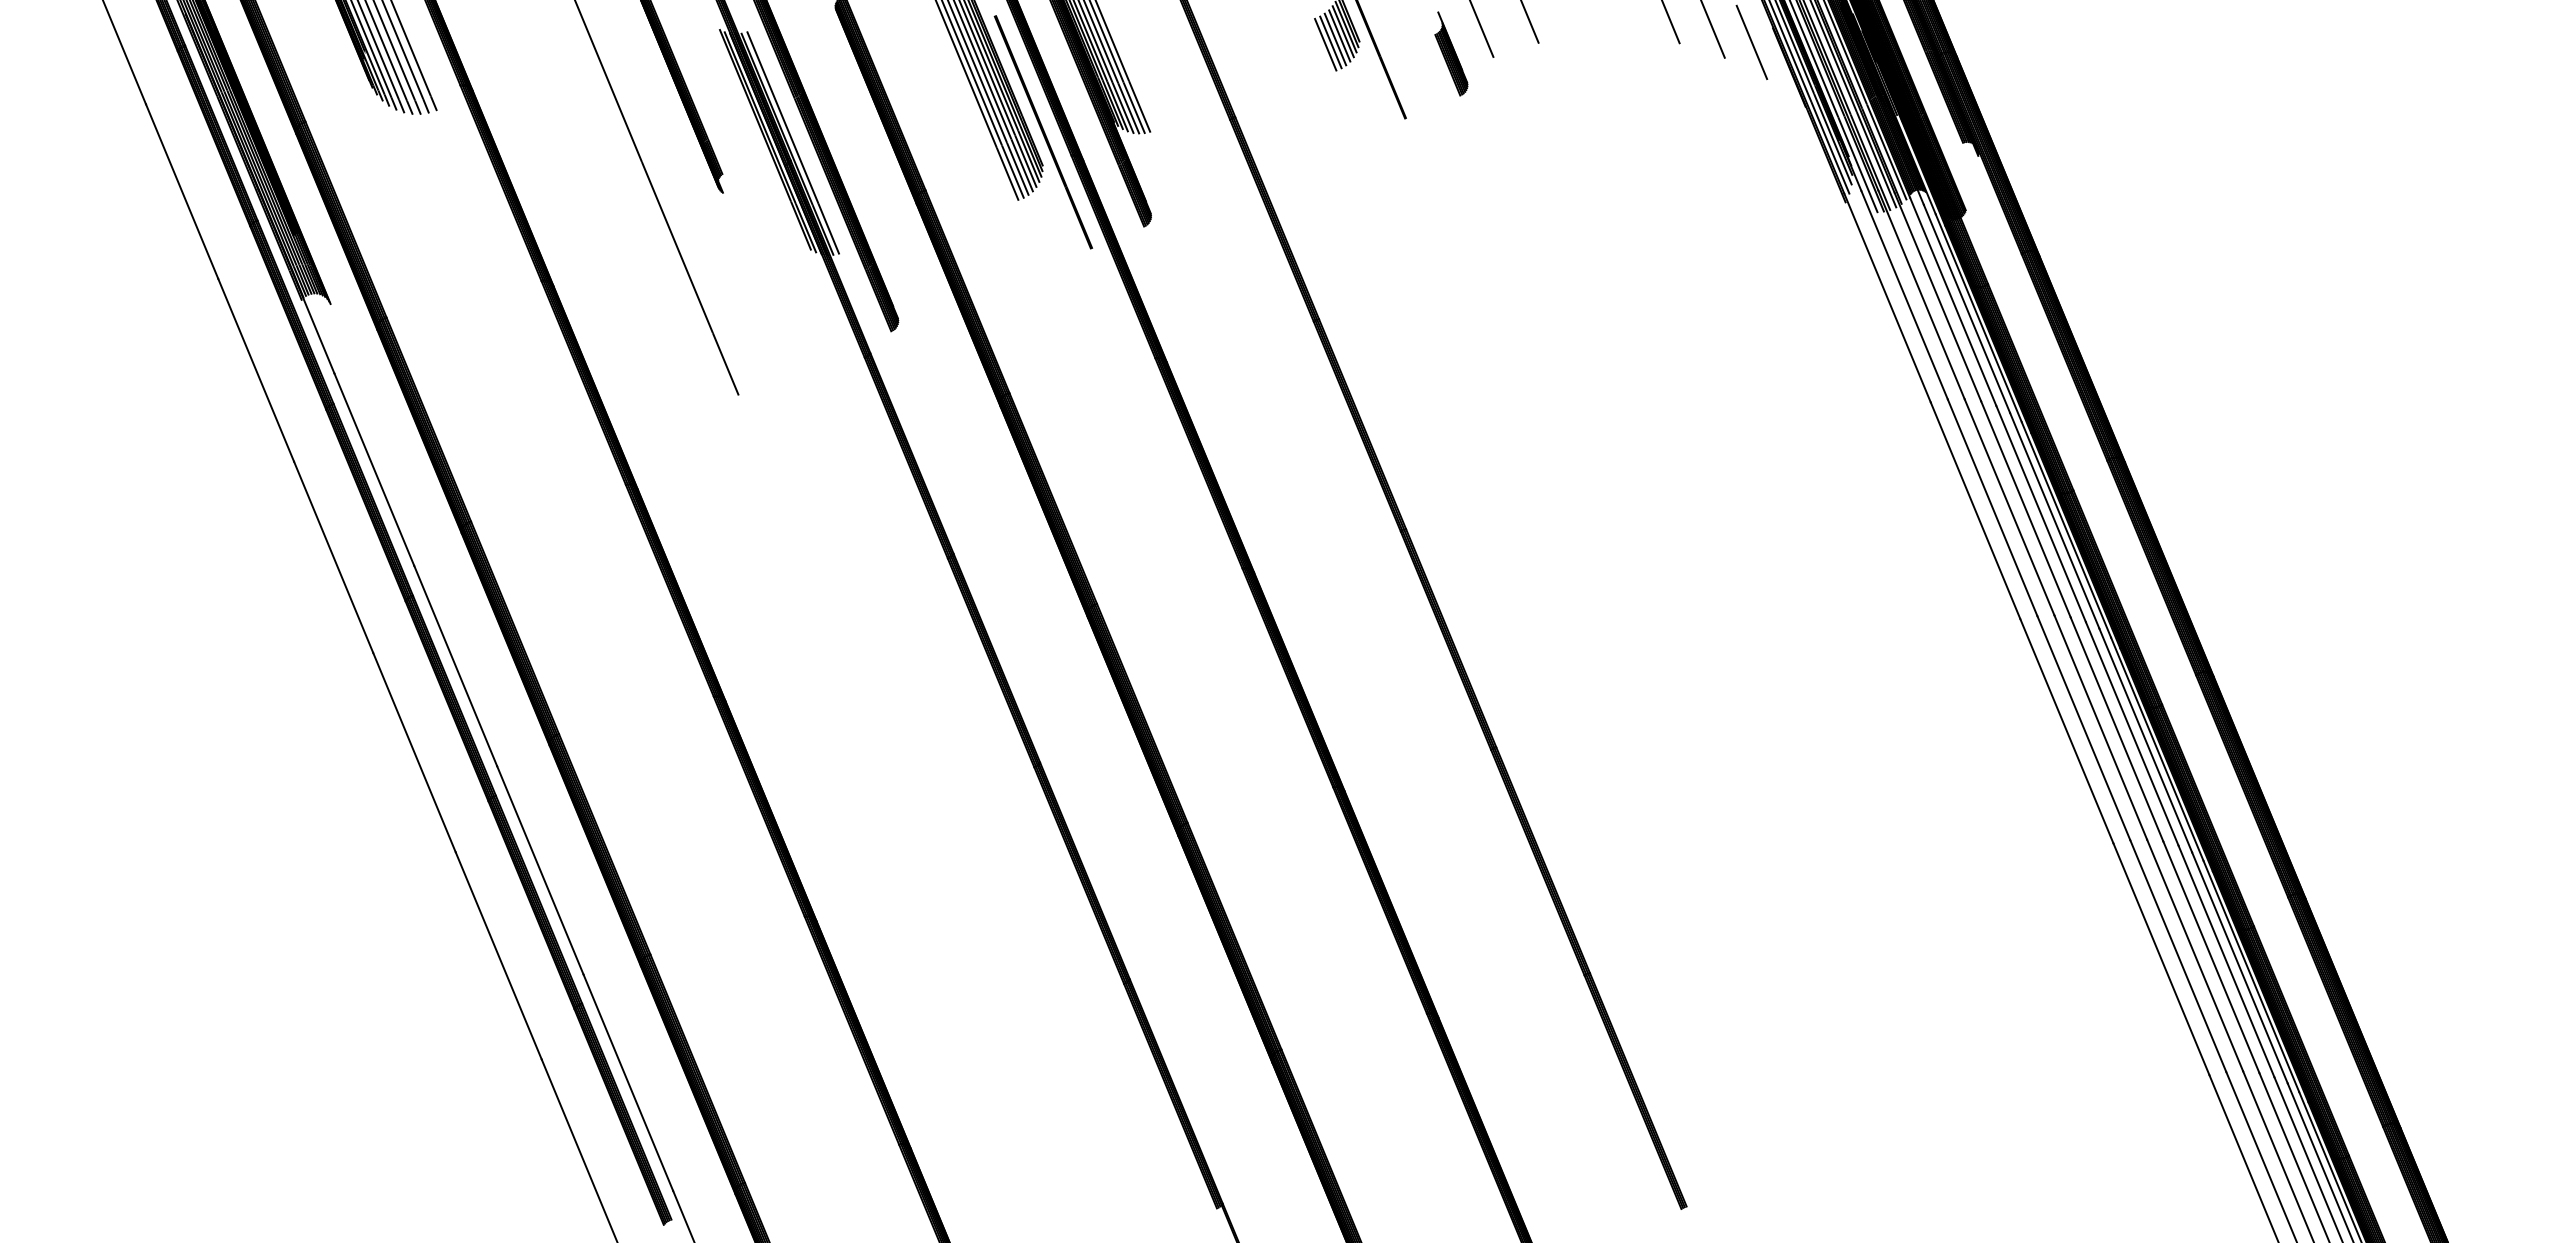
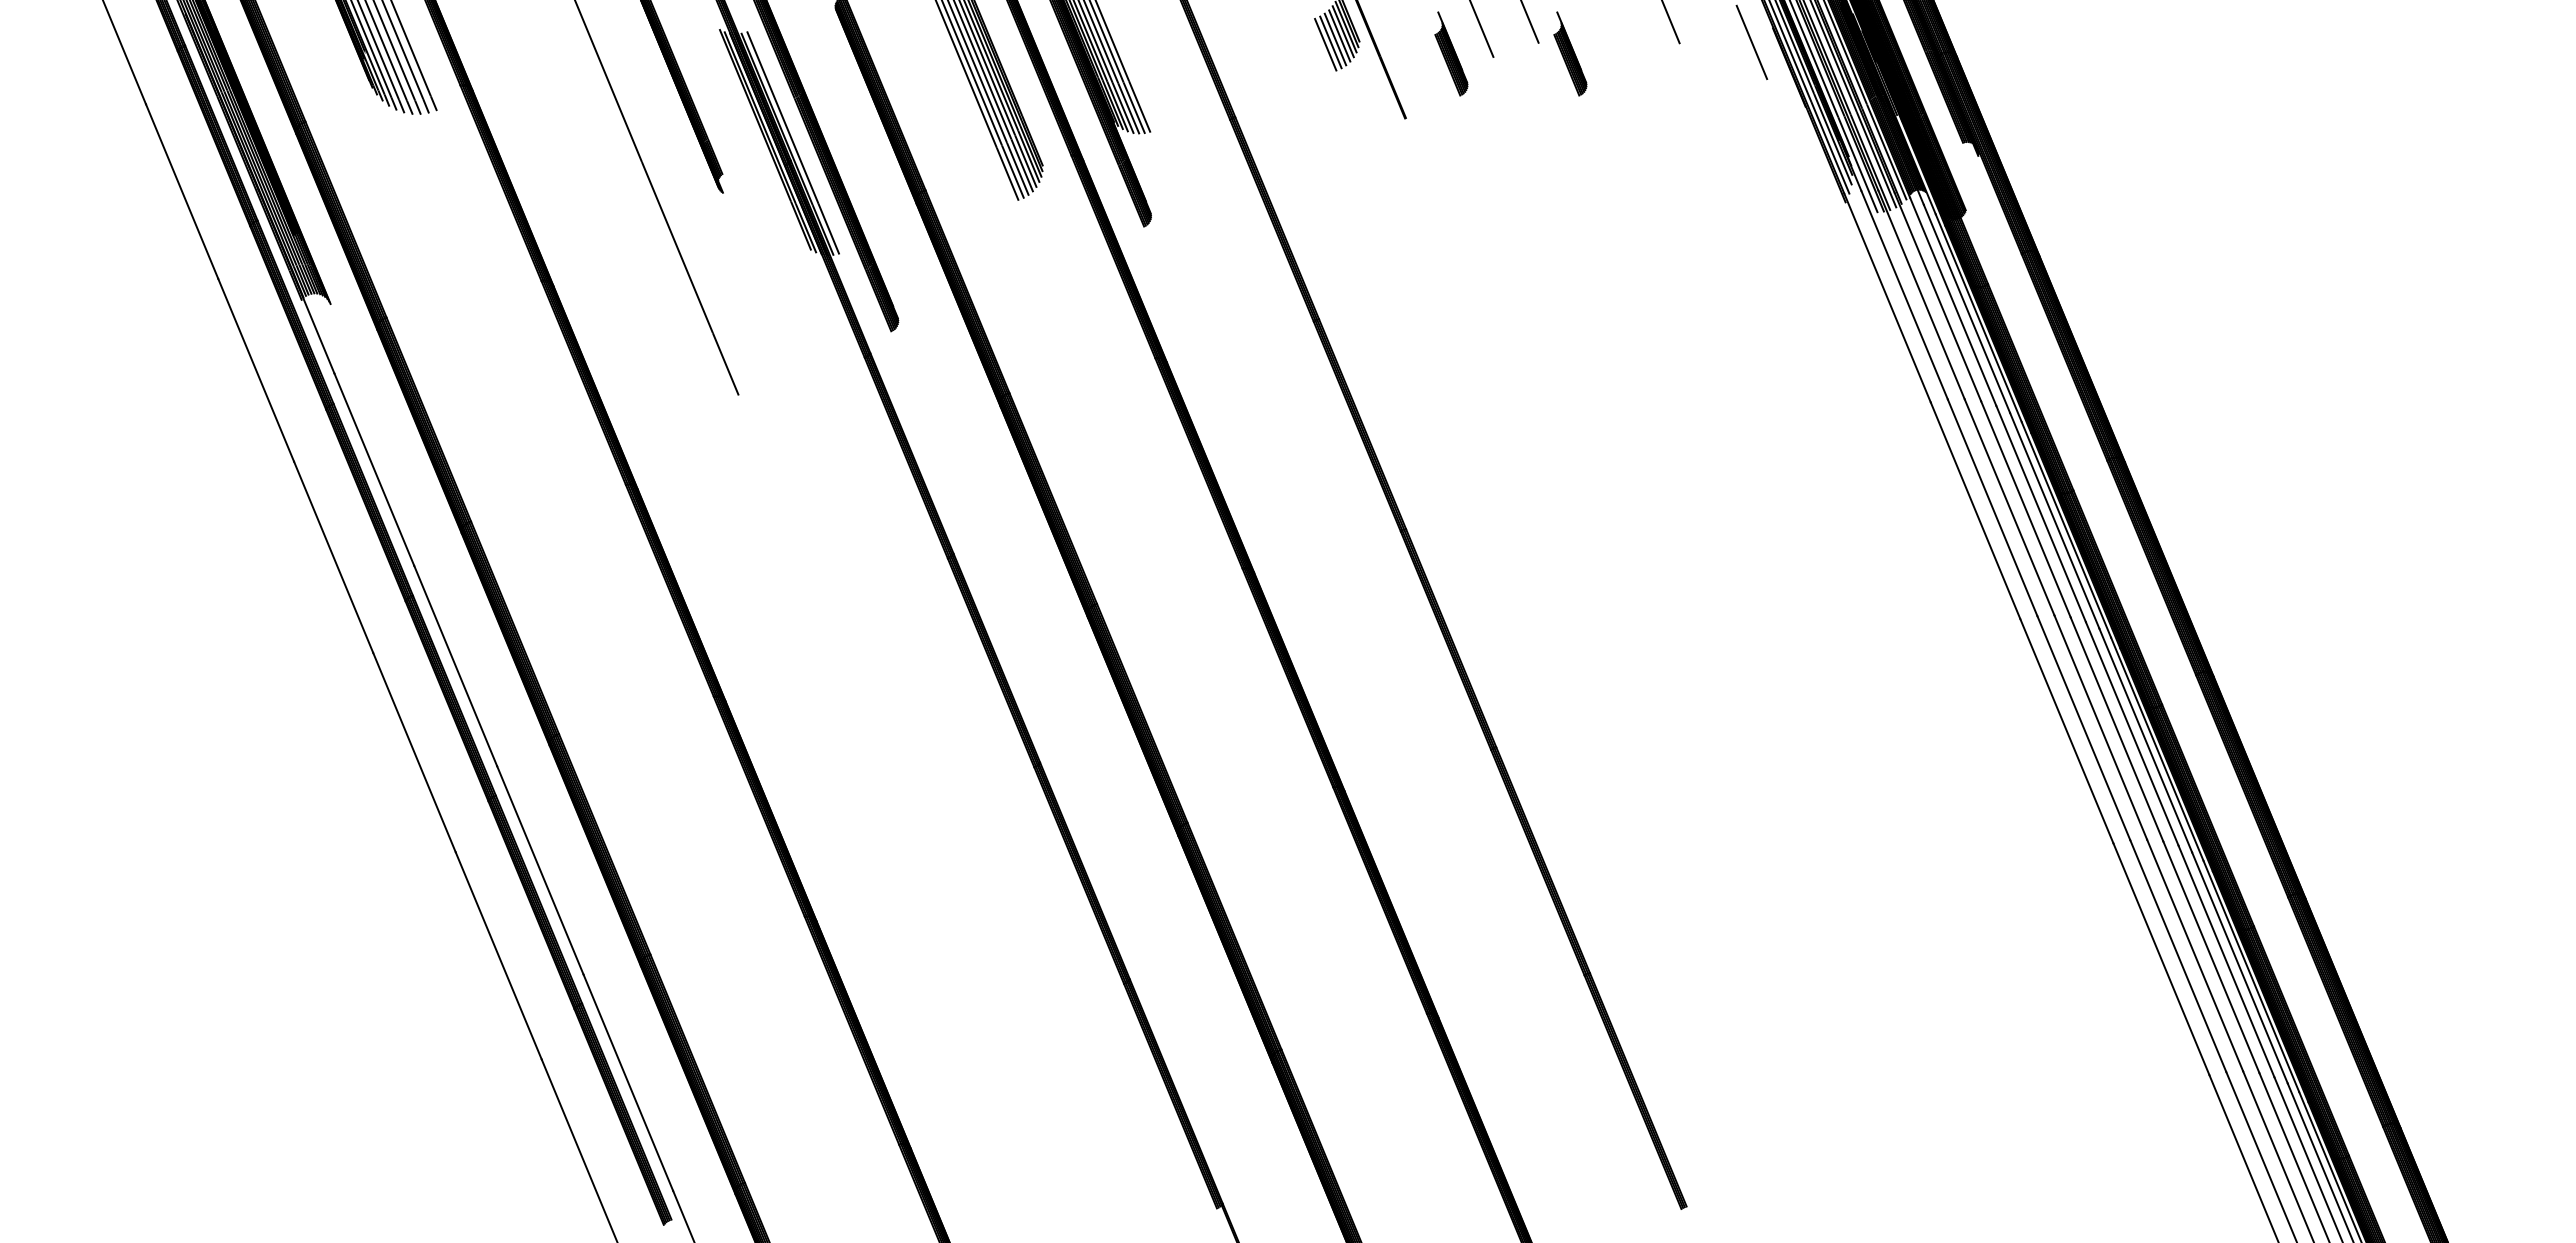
line: present -> none (1713, 30)
part: none -> present (1570, 53)
line: present -> none (1043, 132)
